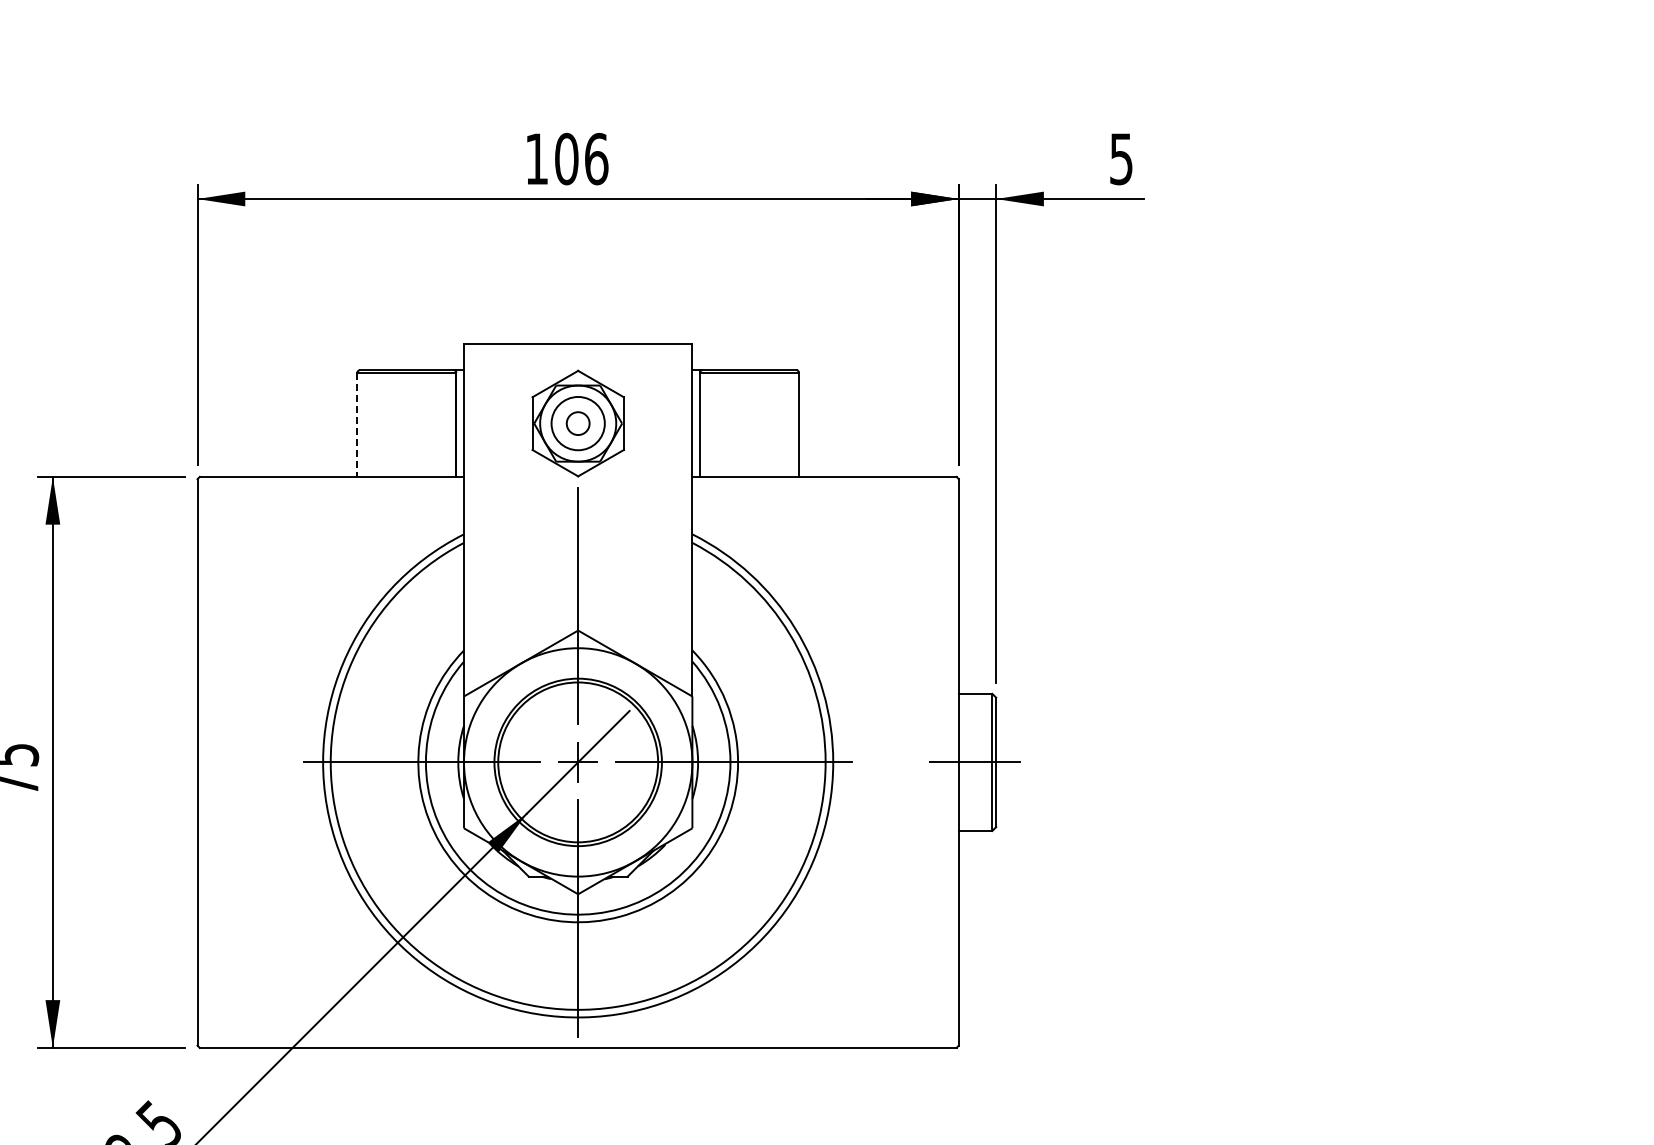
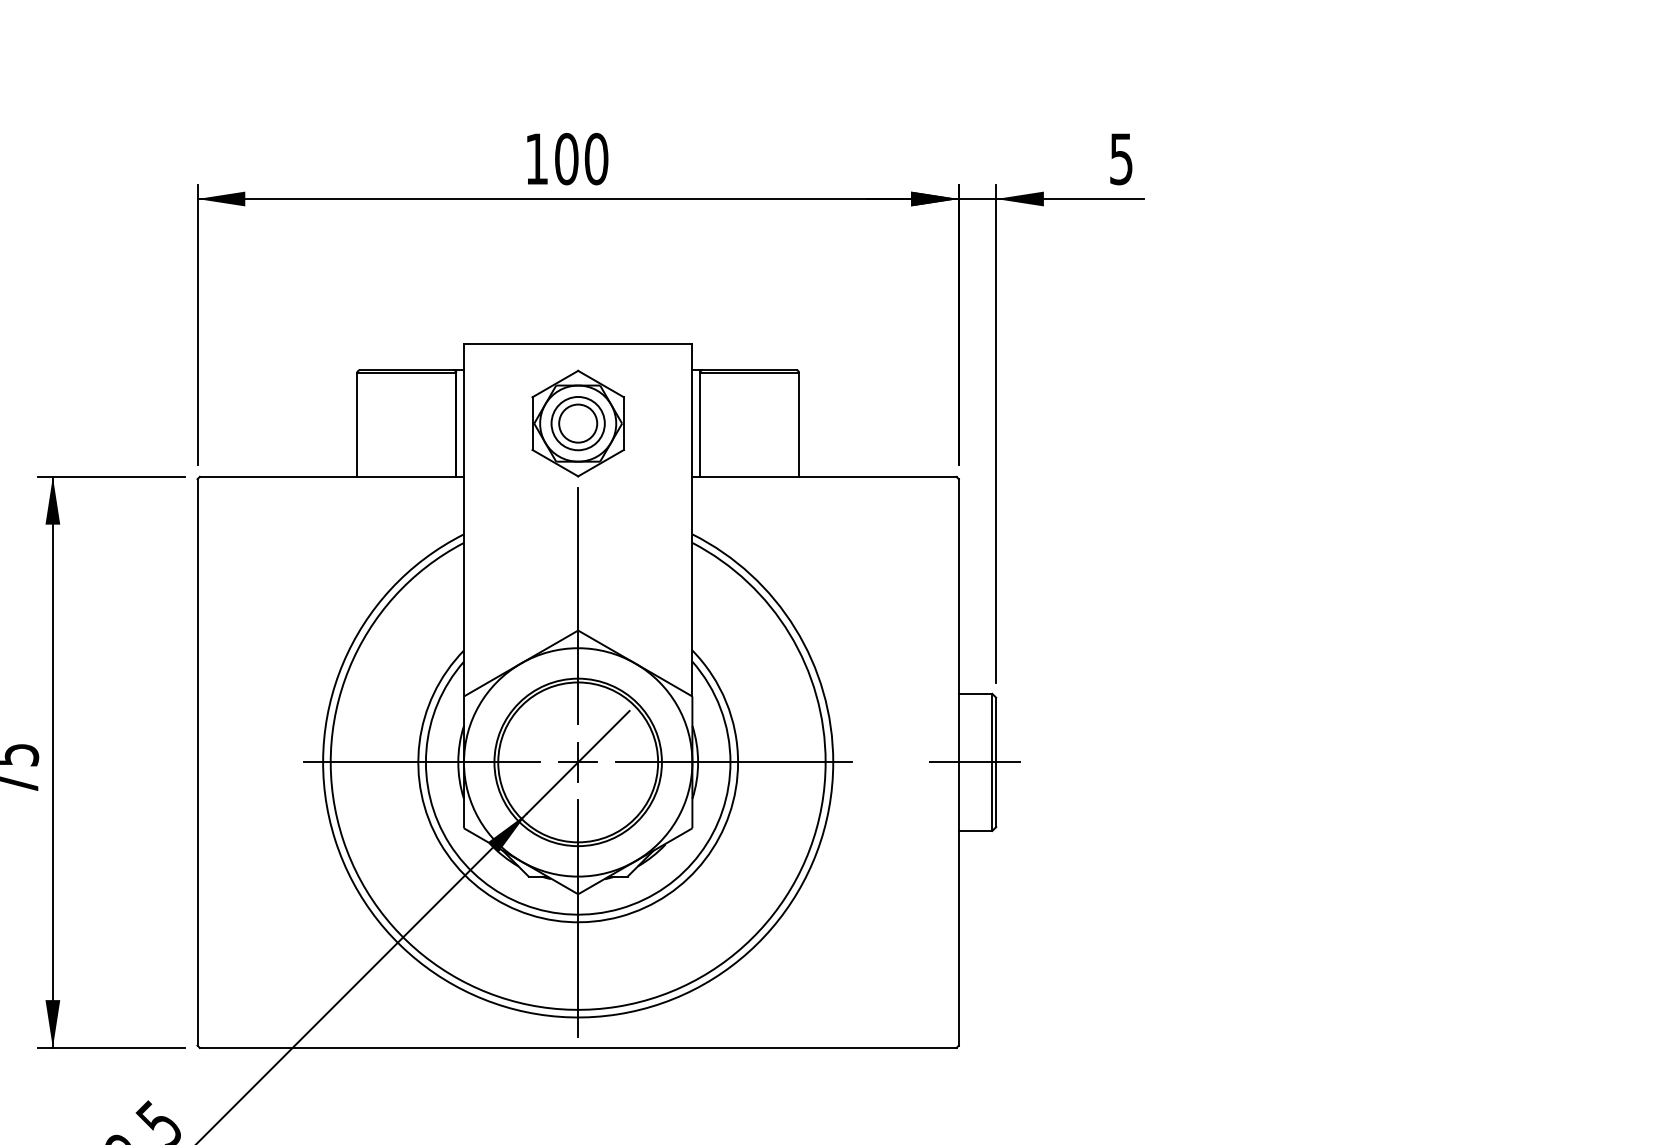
text: 106 -> 100 (596, 158)
circle diameter: 23 px -> 38 px (578, 423)
line: dashed -> solid (357, 425)
